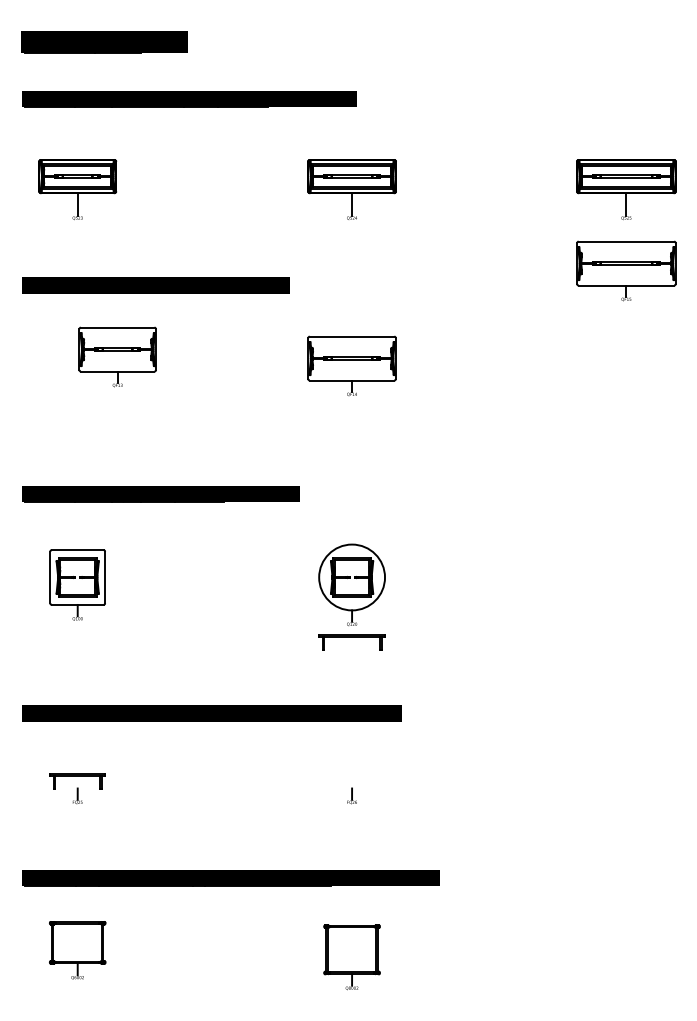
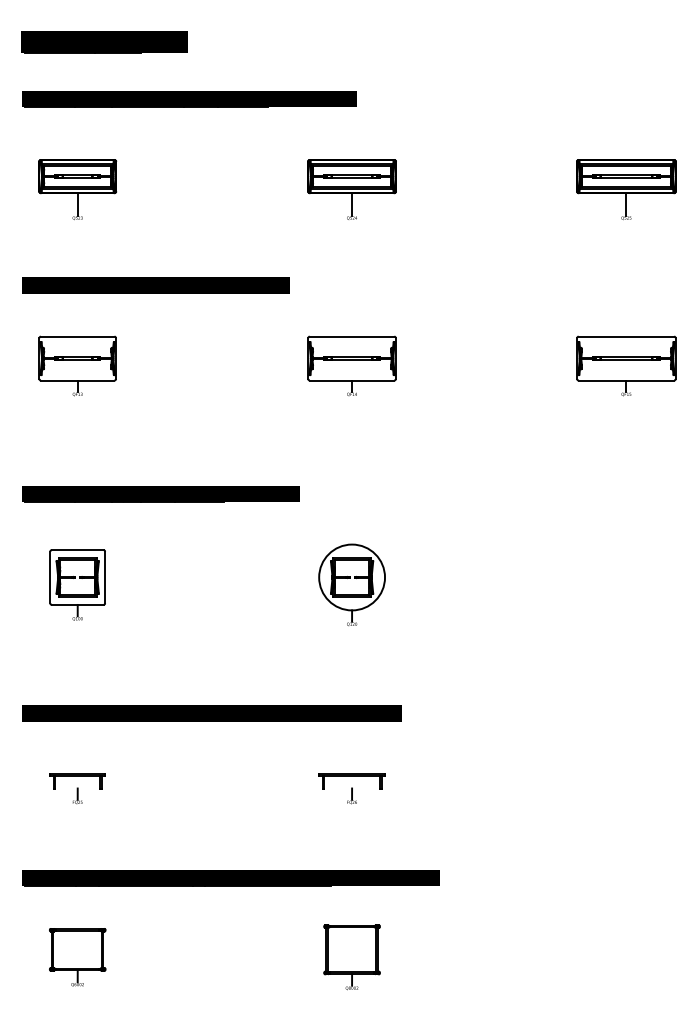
part position: (626, 270) -> (626, 365) (626, 365)
part position: (117, 356) -> (77, 365) (77, 365)
part position: (351, 642) -> (351, 781) (351, 781)
part position: (77, 950) -> (77, 957) (77, 957)
